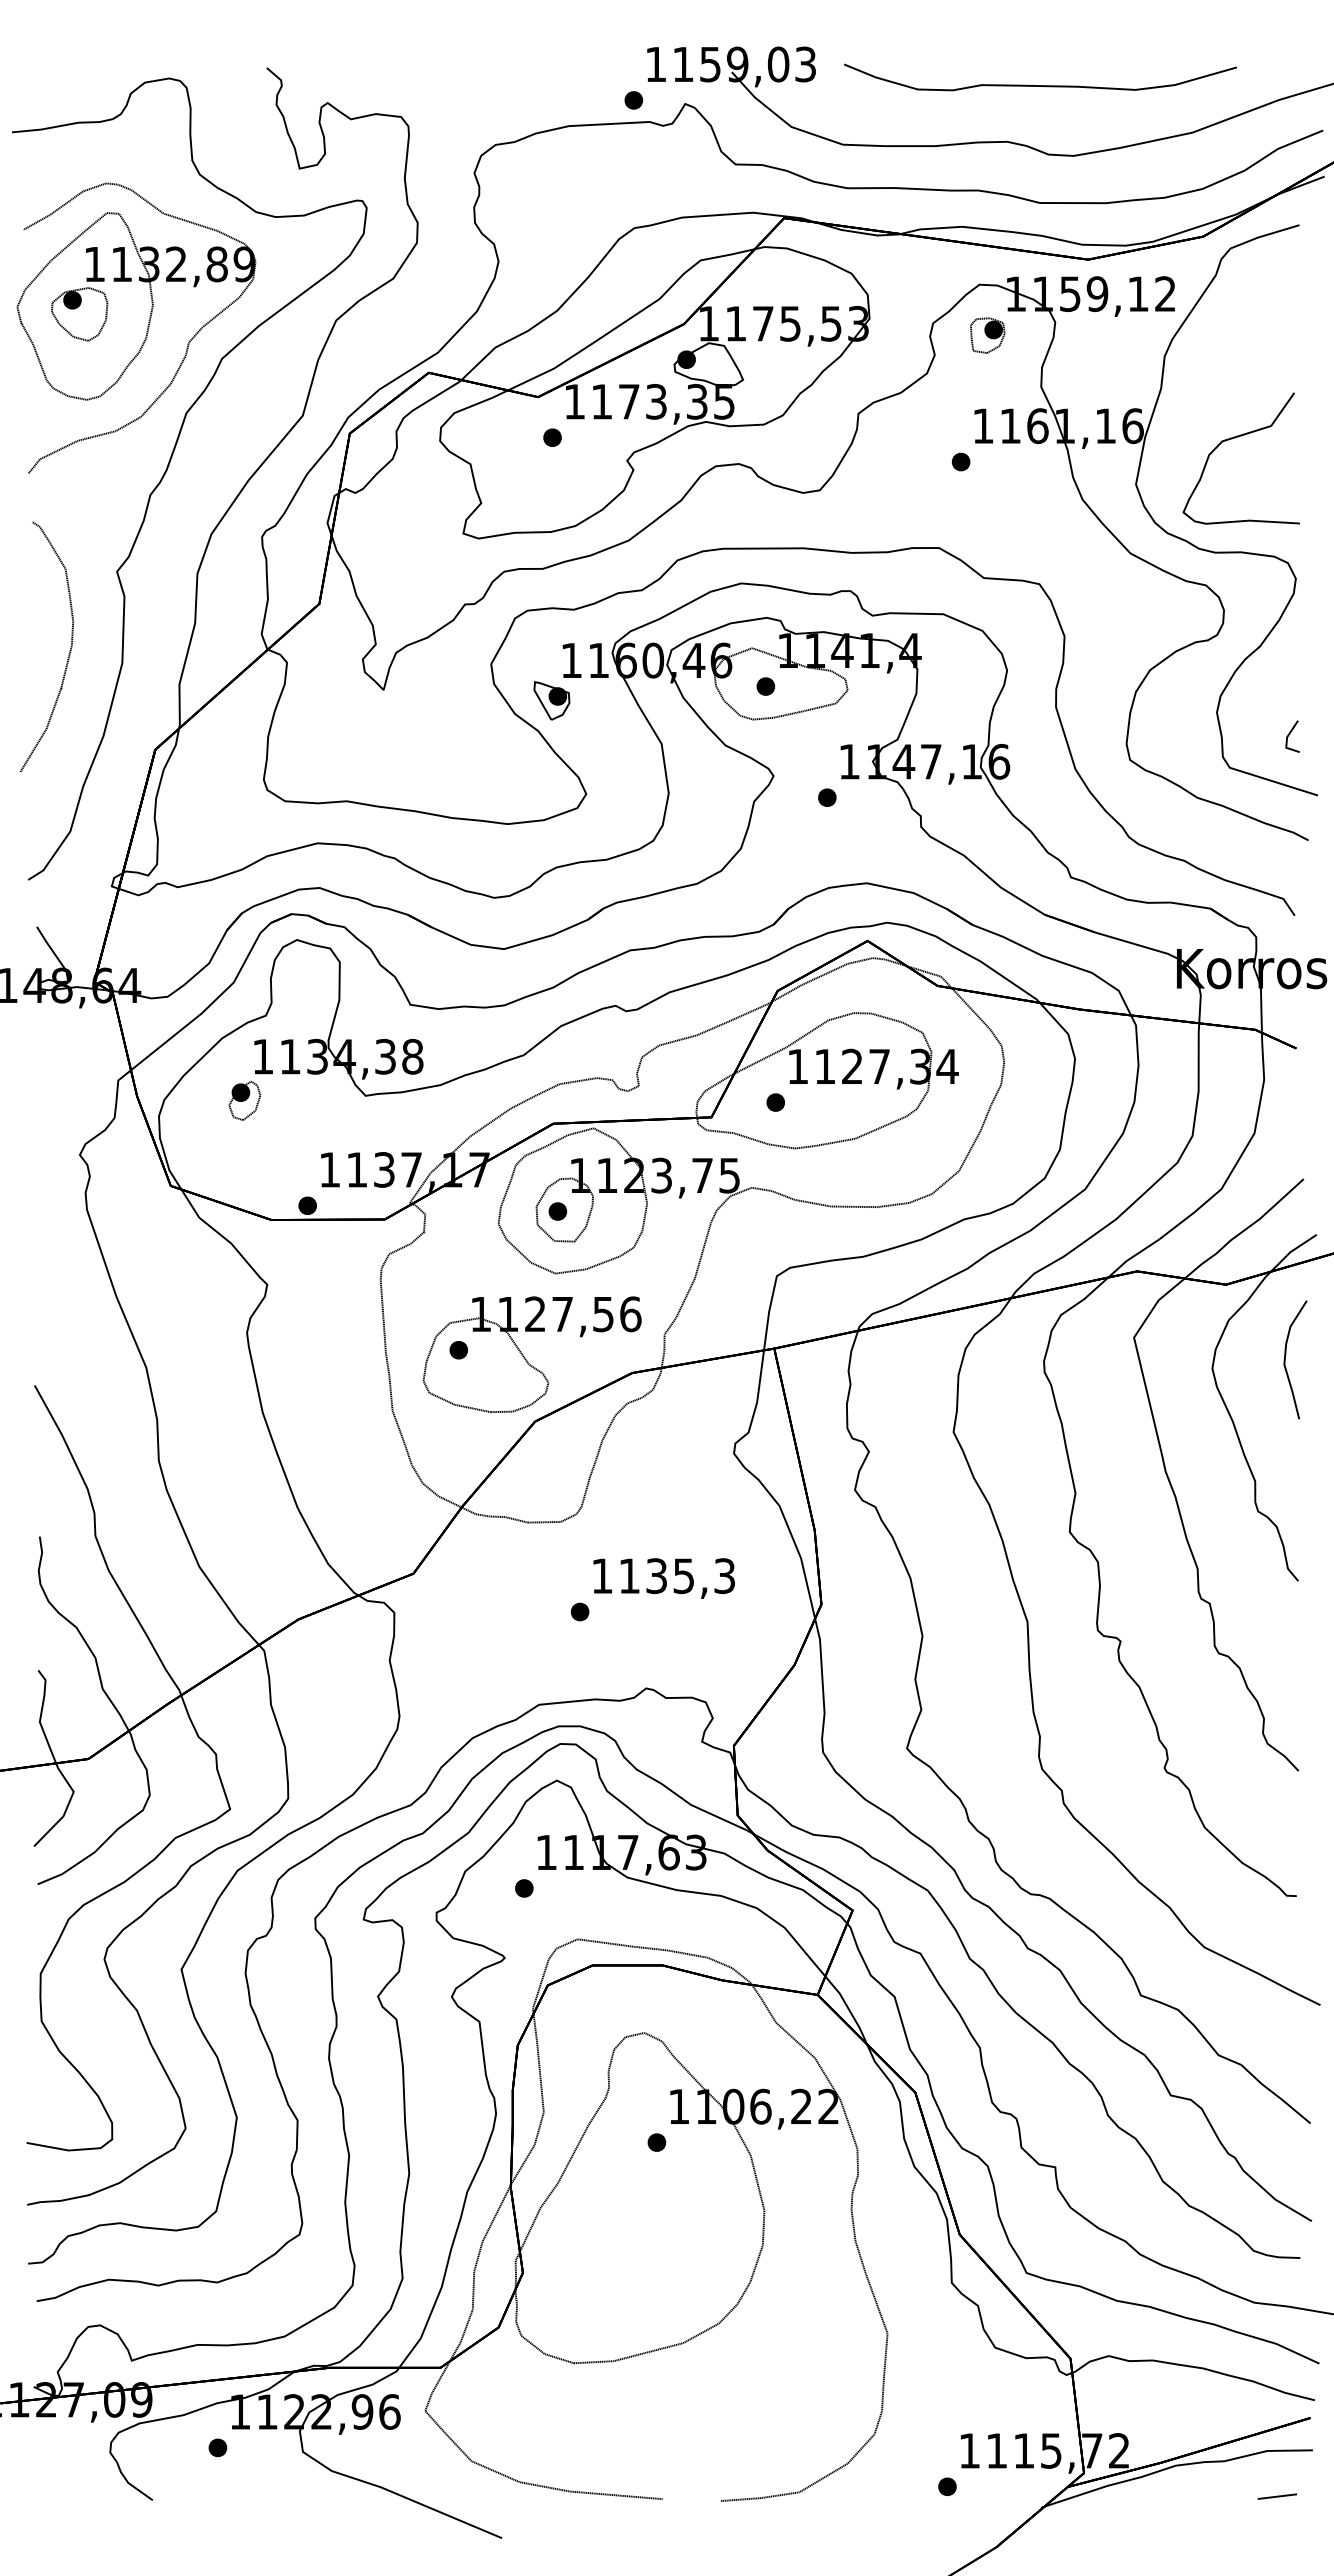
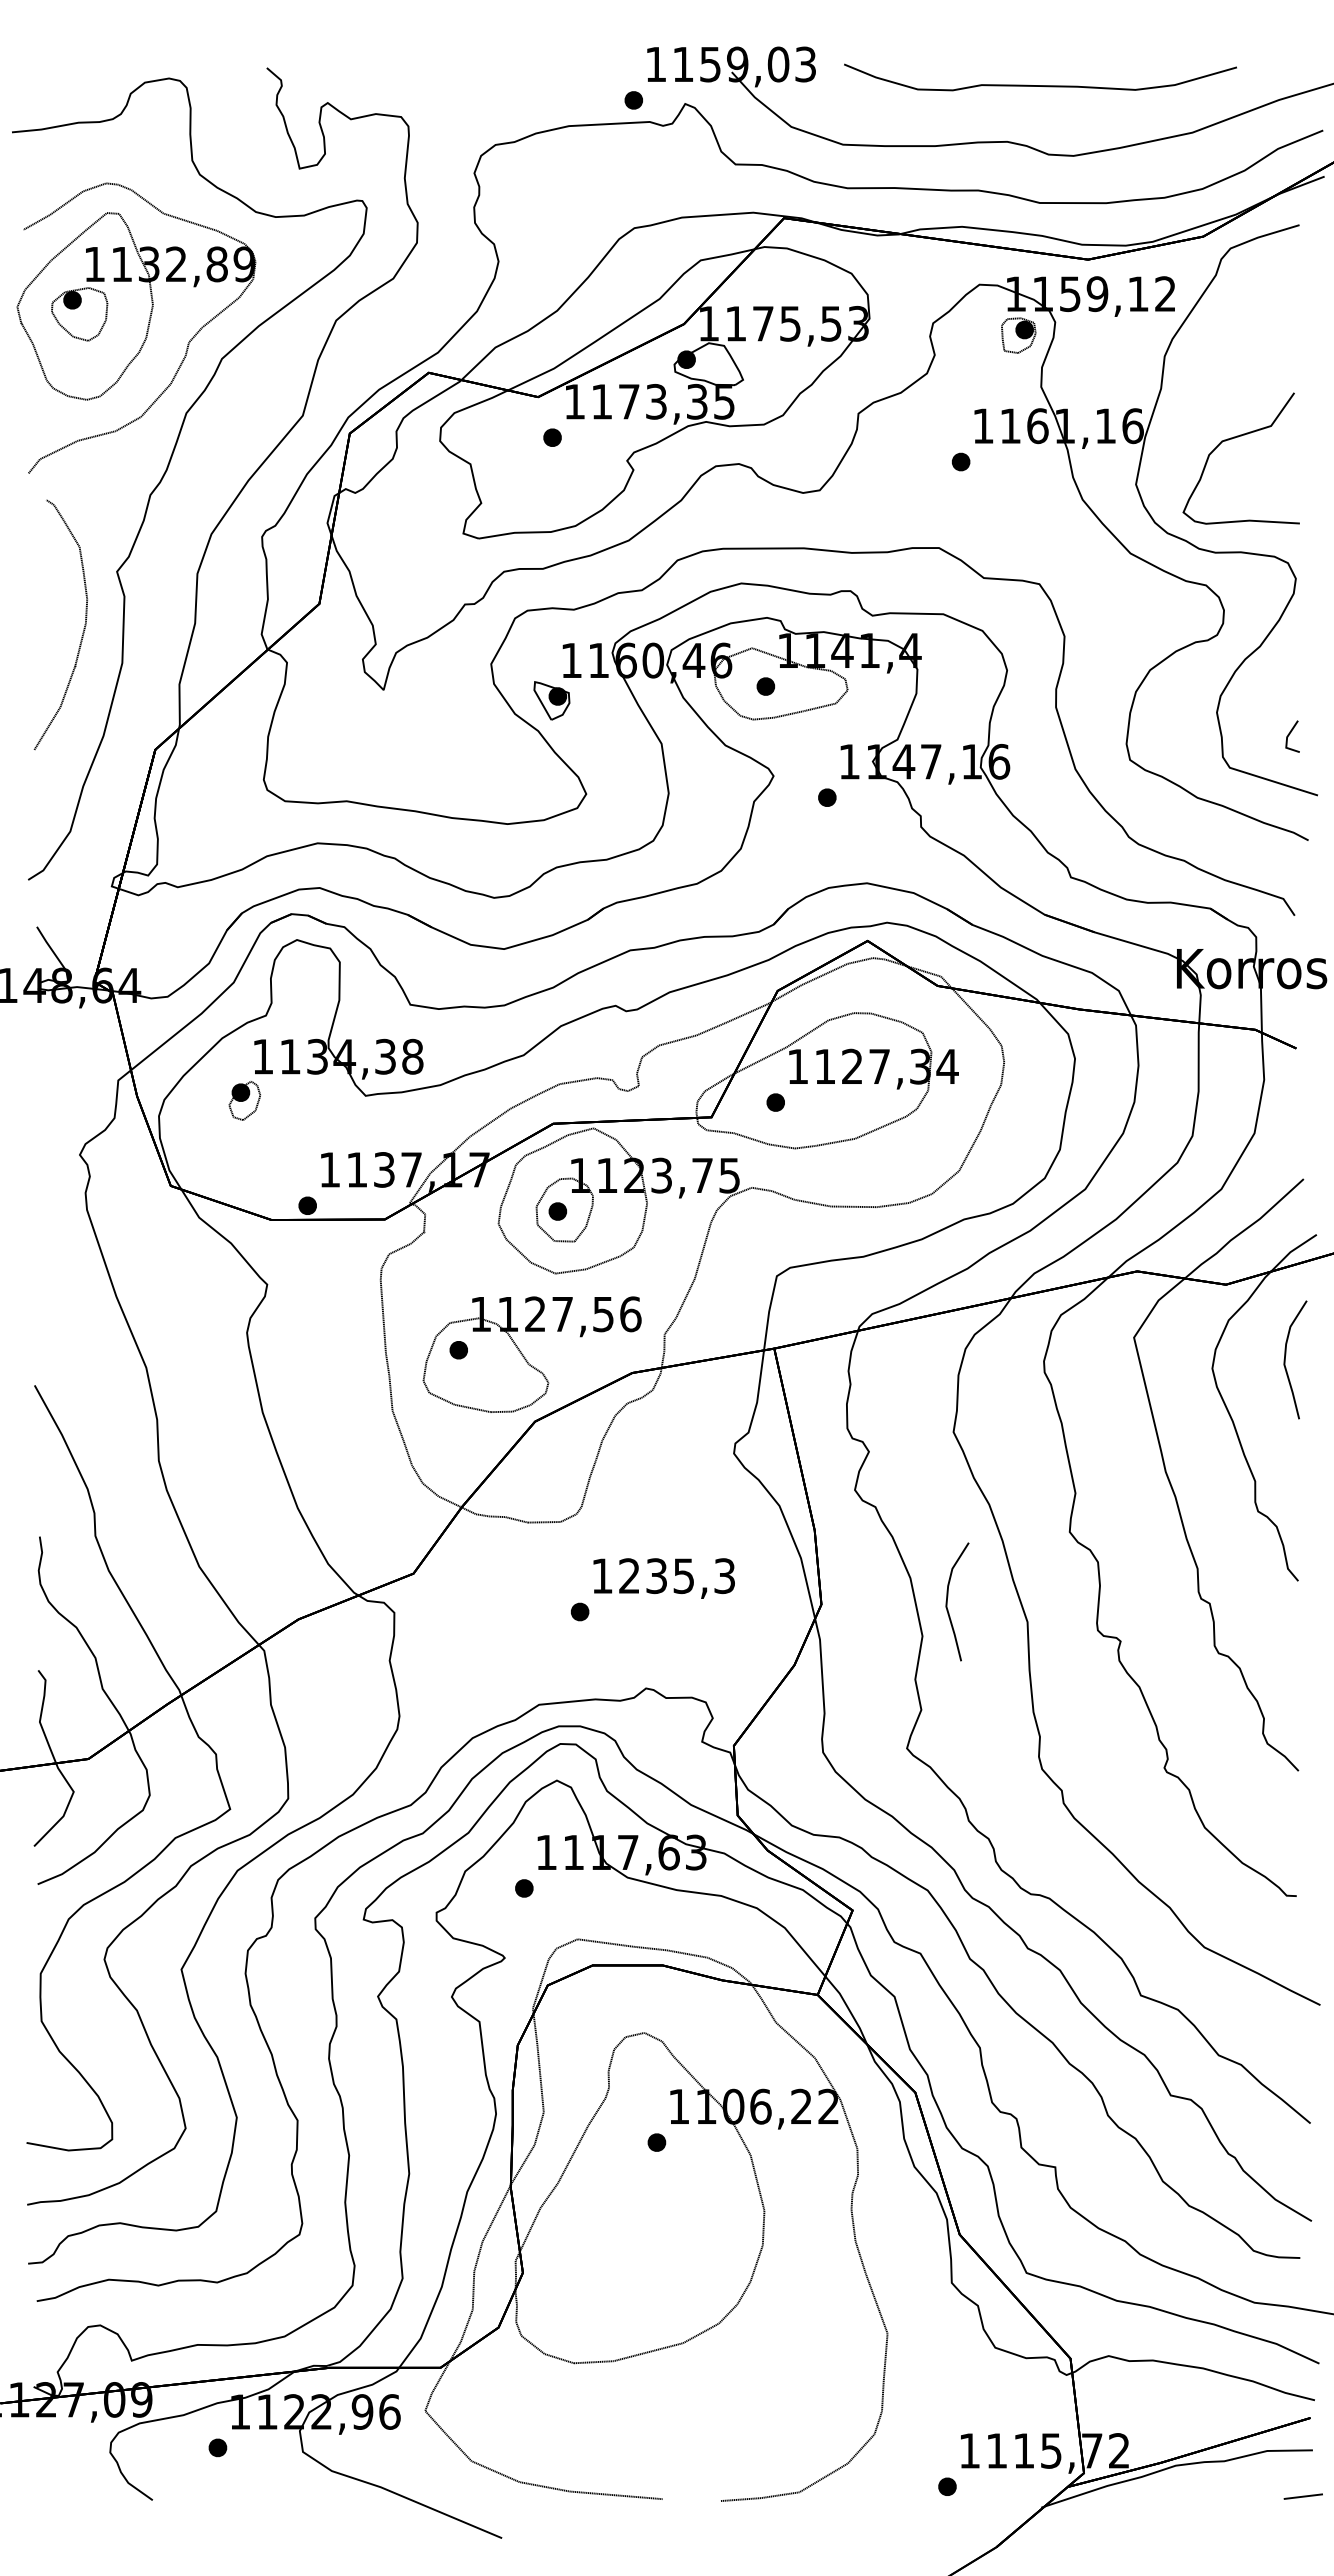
part position: (987, 335) -> (1018, 335) (1018, 335)
curve position: (69, 650) -> (83, 628) (83, 628)
text: 1135,3 -> 1235,3 (629, 1575)
curve: none -> present (948, 1597)
line position: (1276, 2496) -> (1302, 2496) (1302, 2496)
